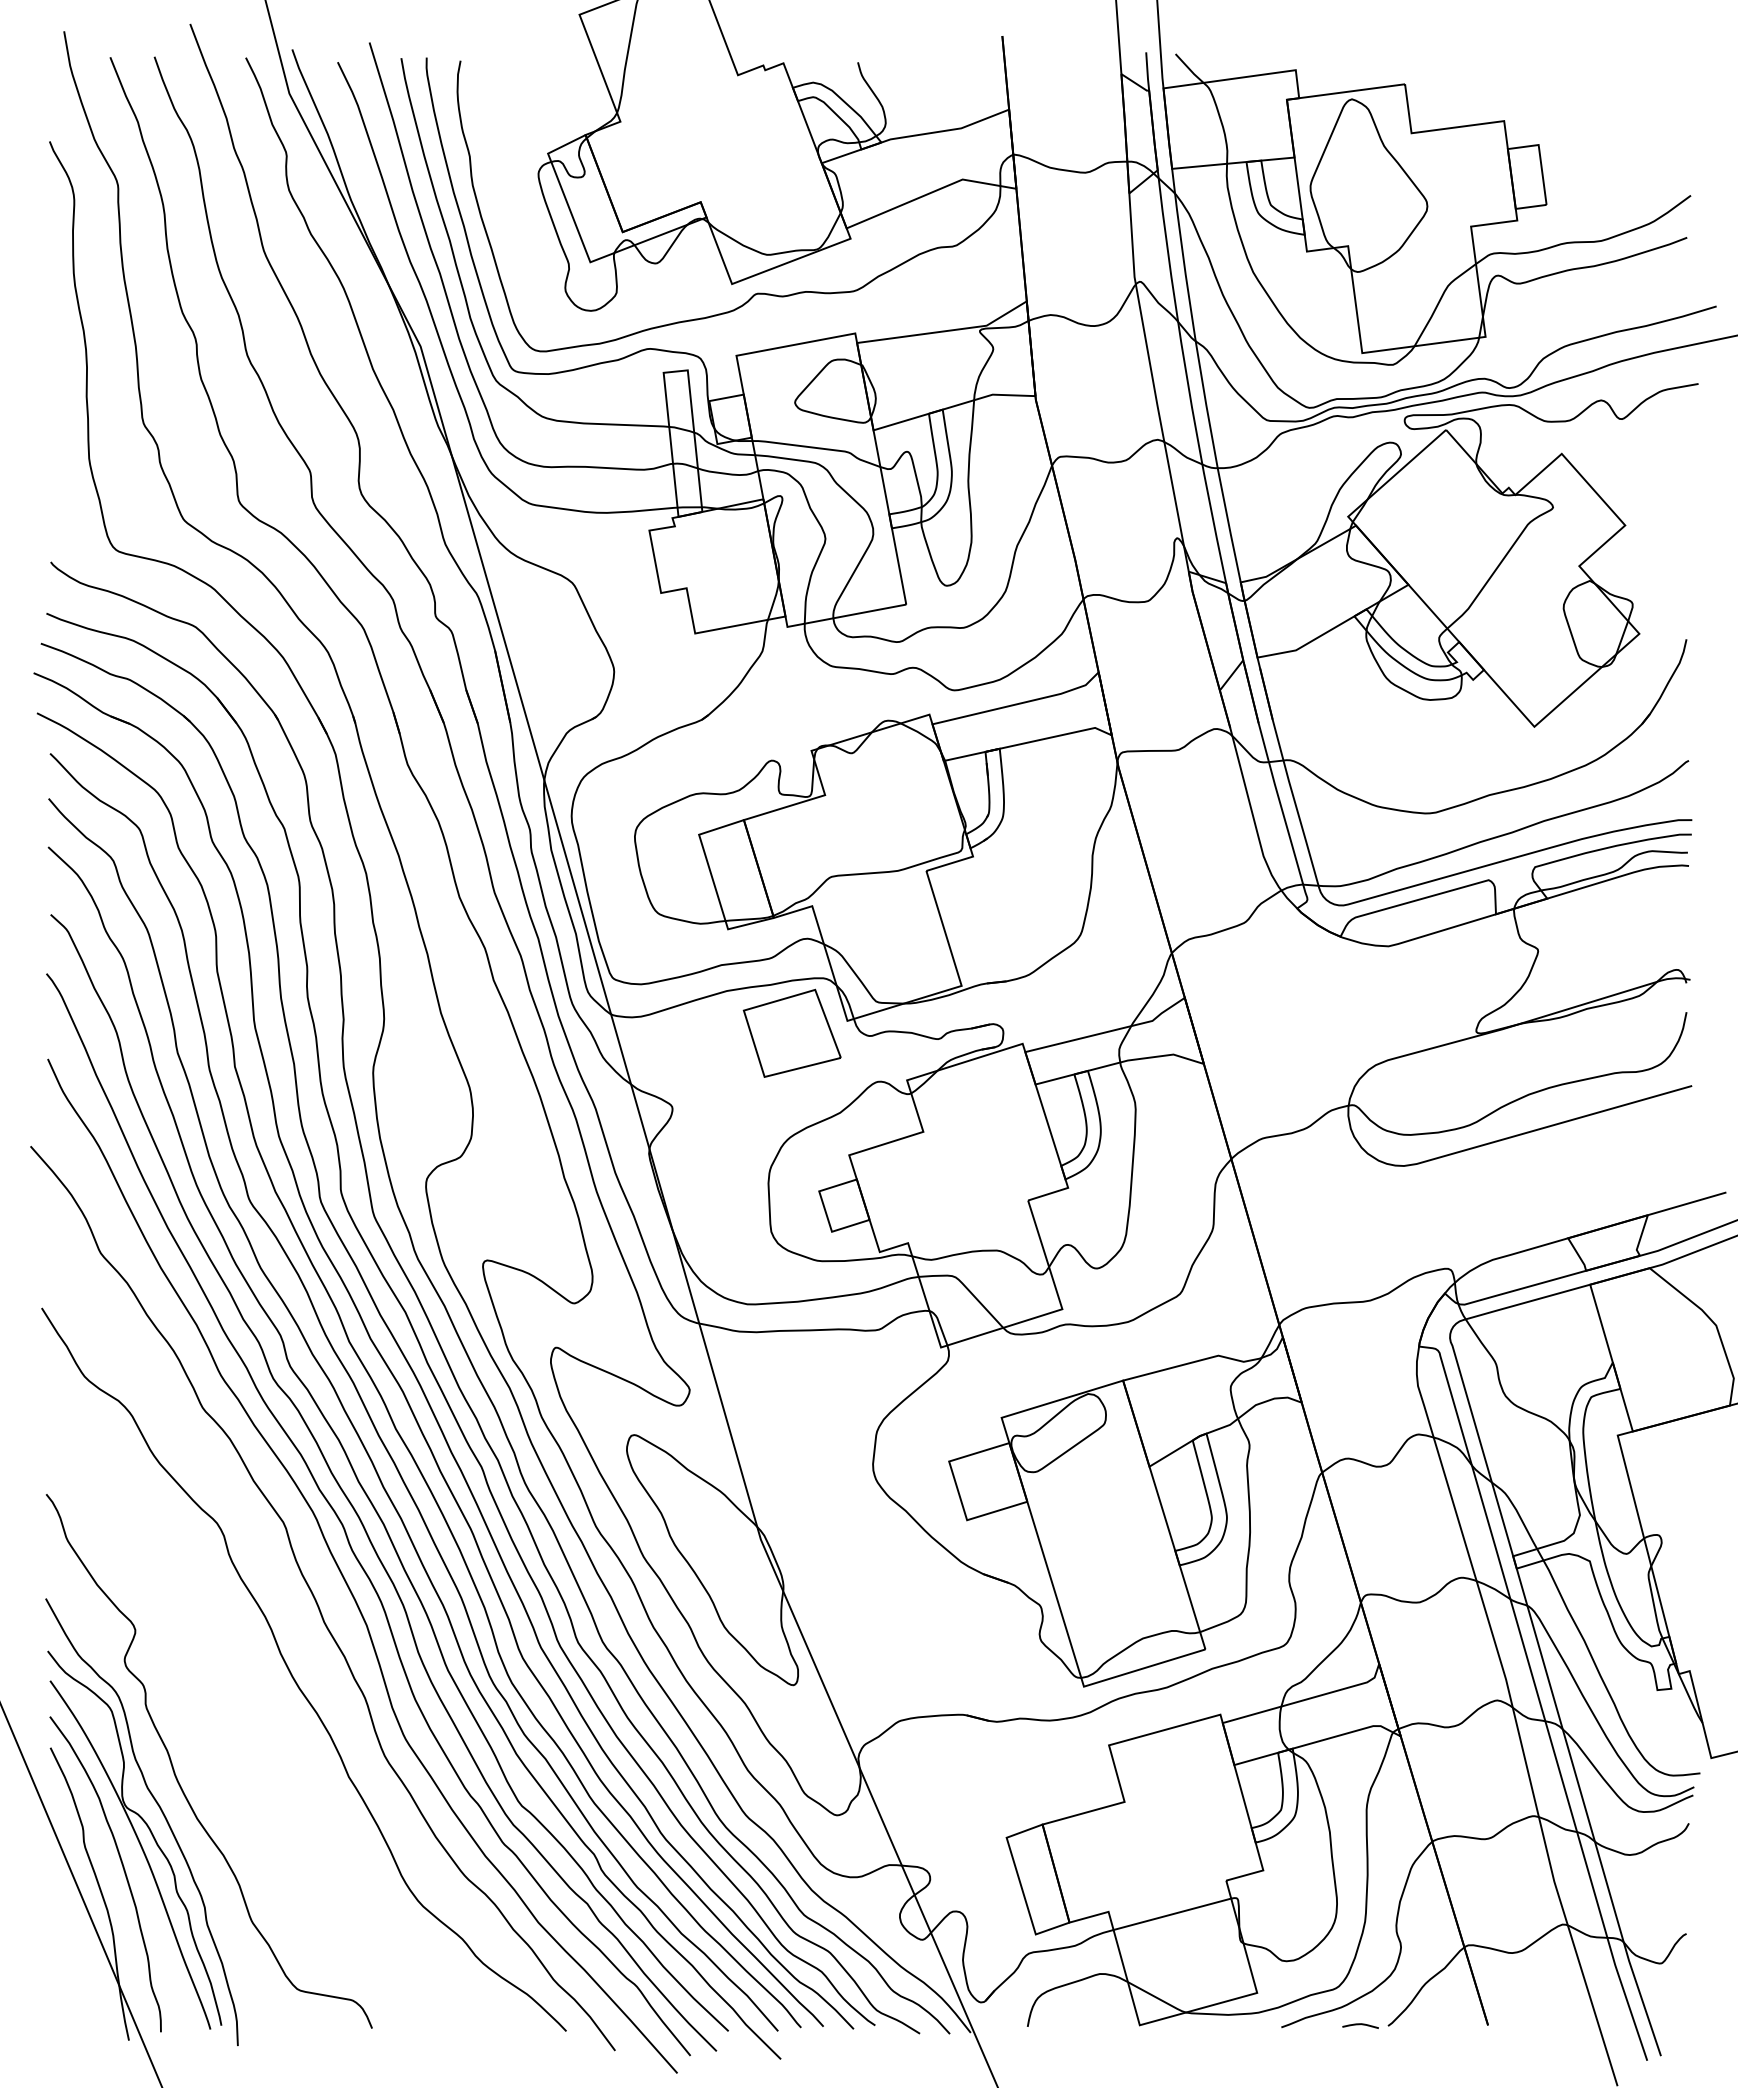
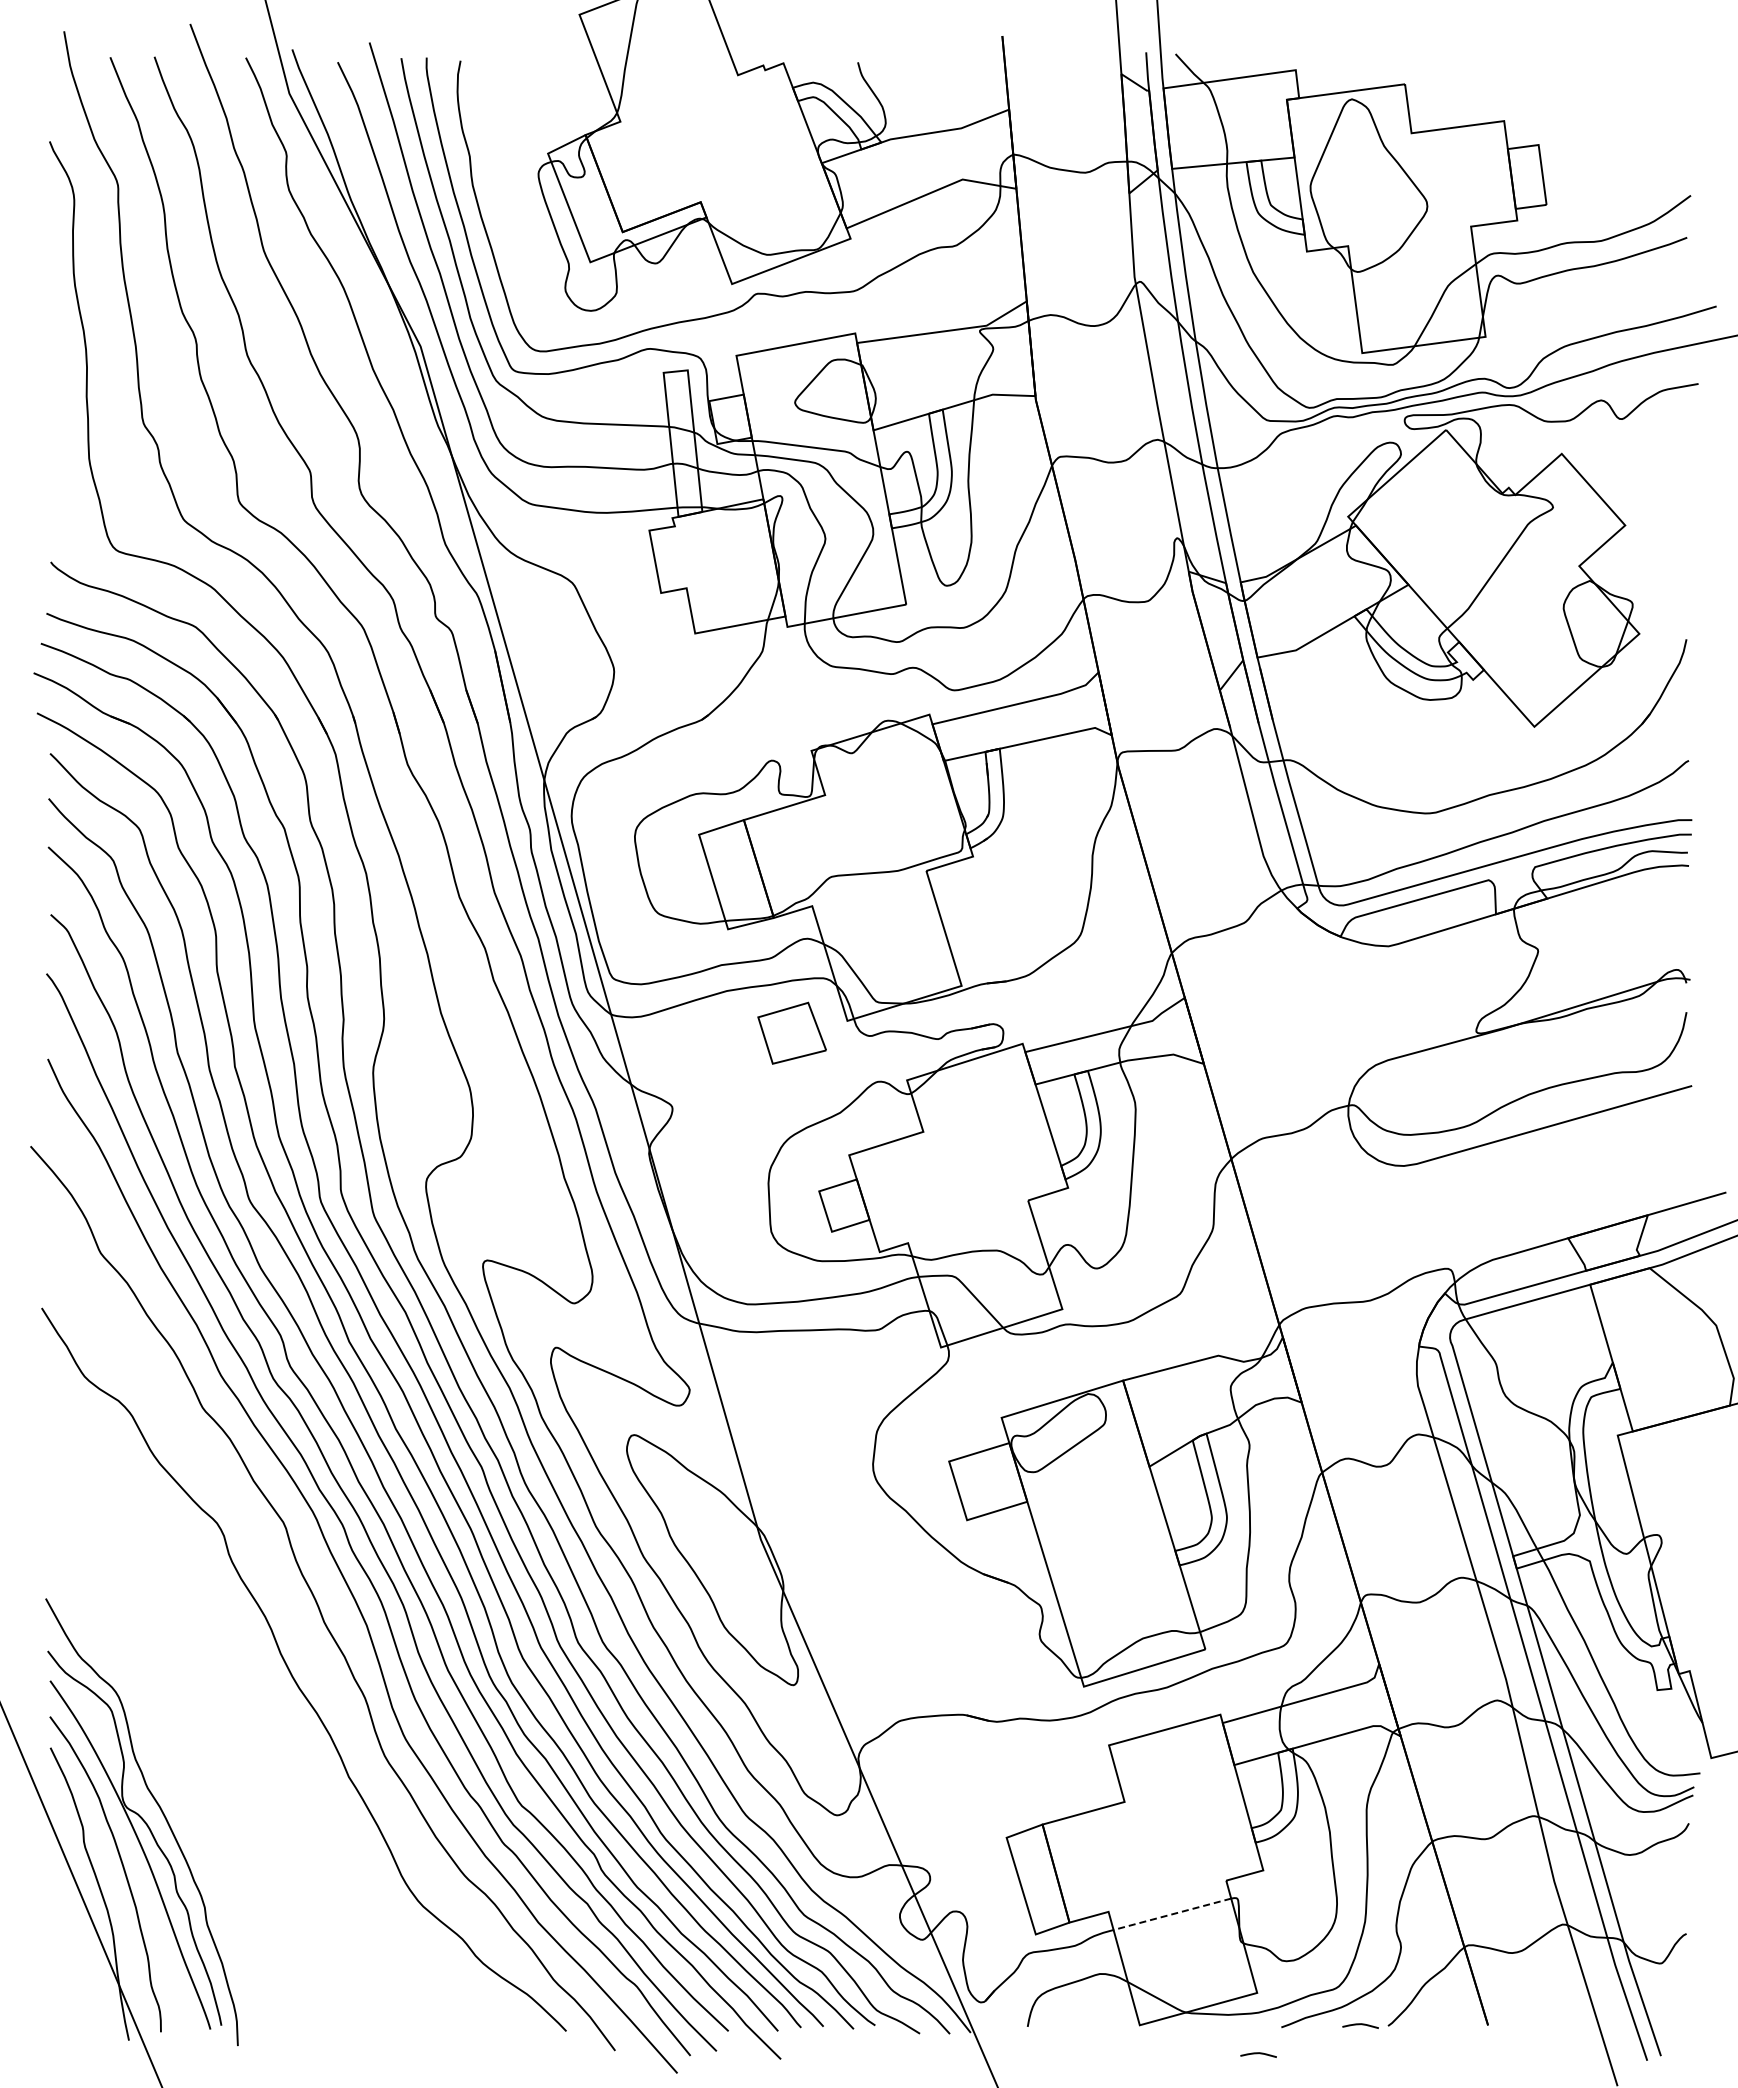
part size: 100x90 px -> 70x64 px (791, 1032)
curve: present -> none (175, 1772)
line: solid -> dashed (1172, 1914)
curve: none -> present (1258, 2054)
